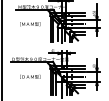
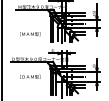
text position: (30, 24) -> (30, 34) (30, 34)
